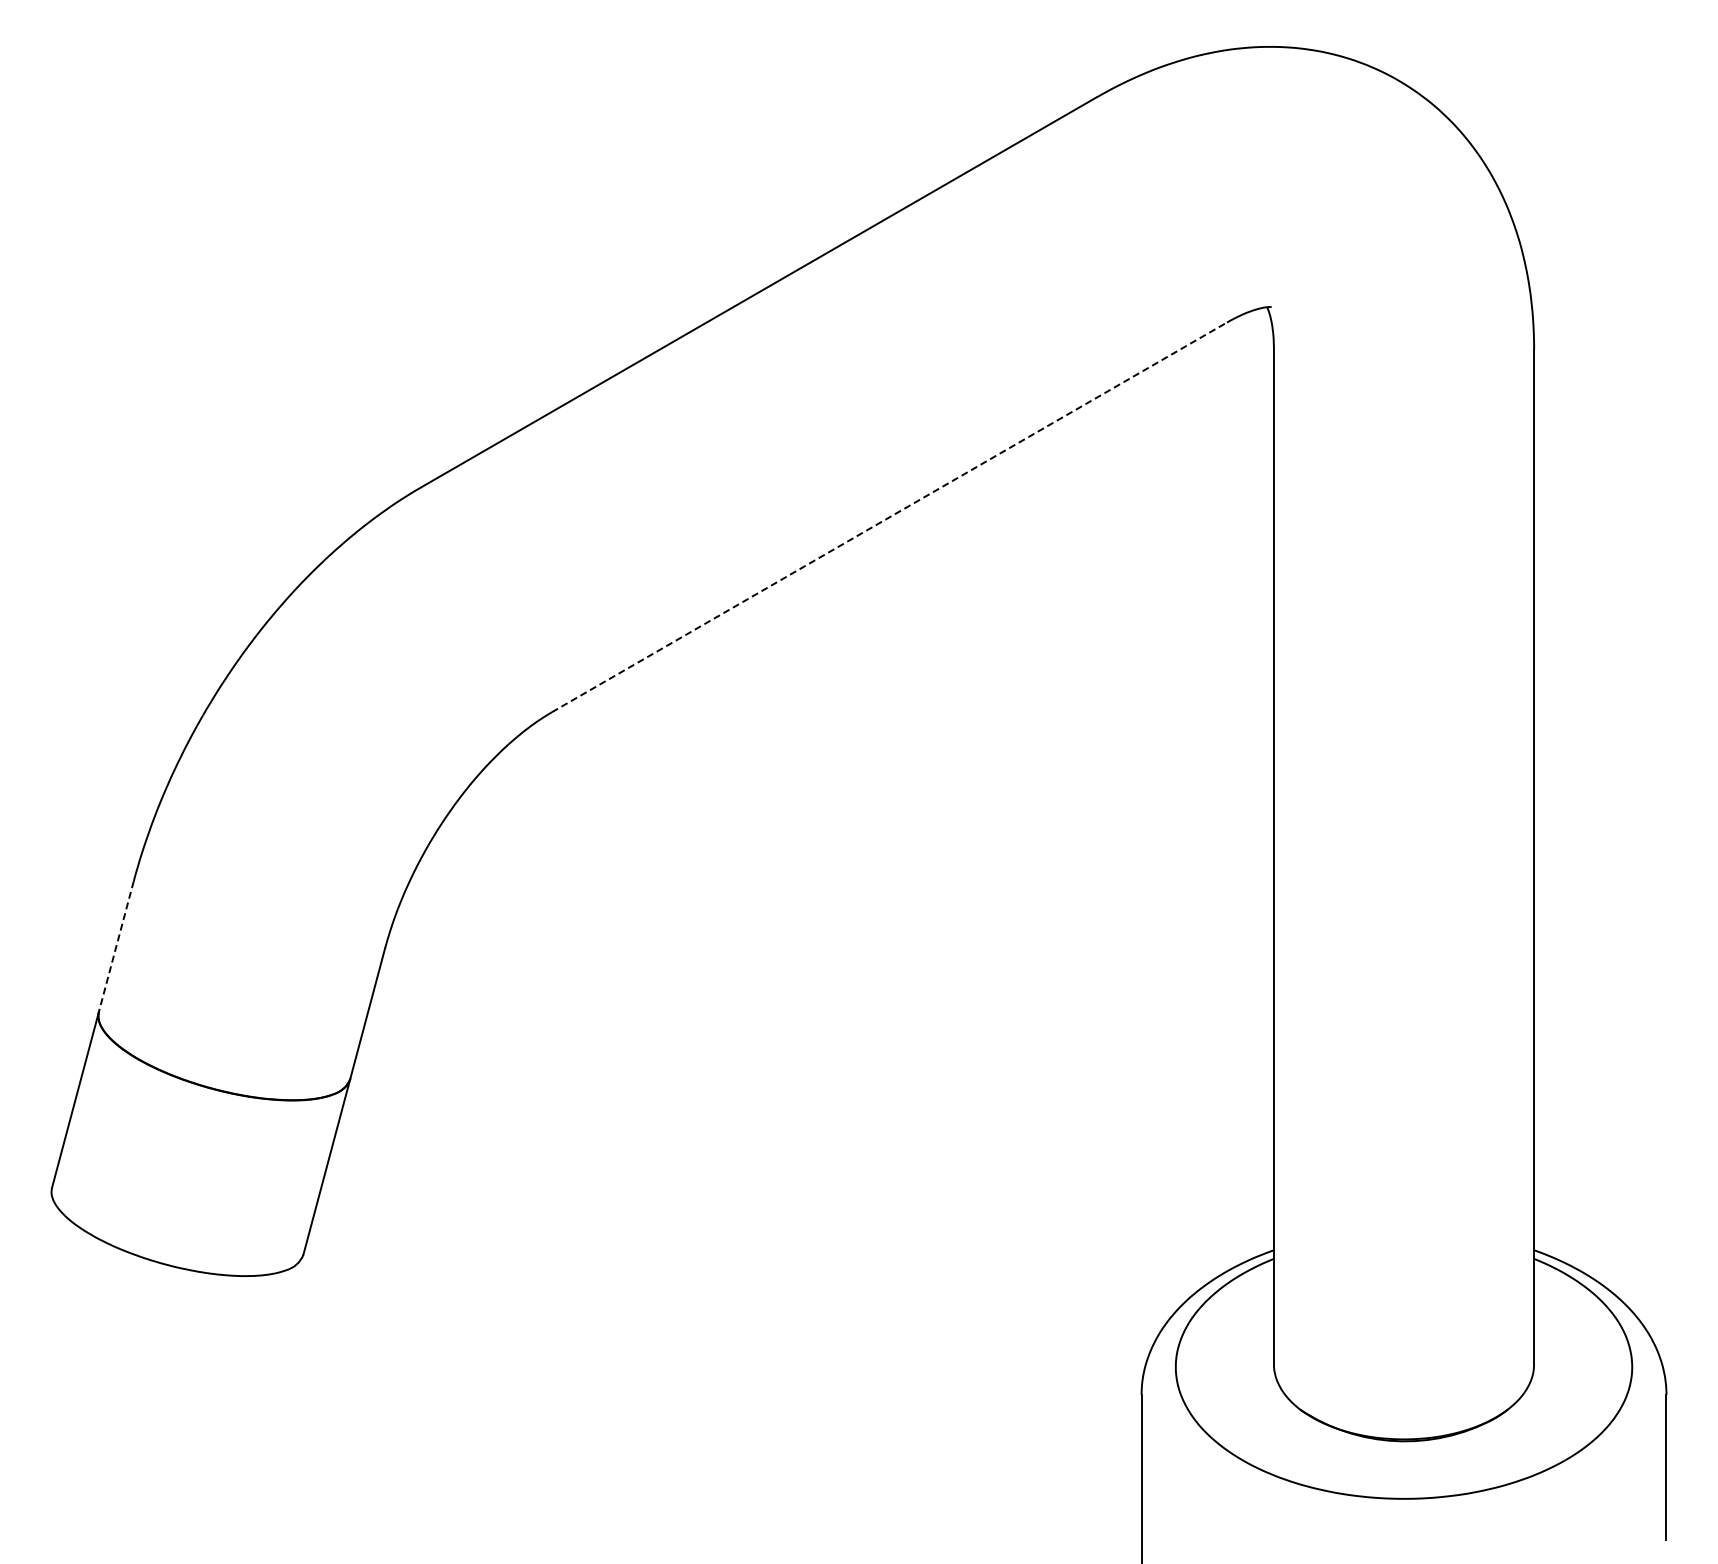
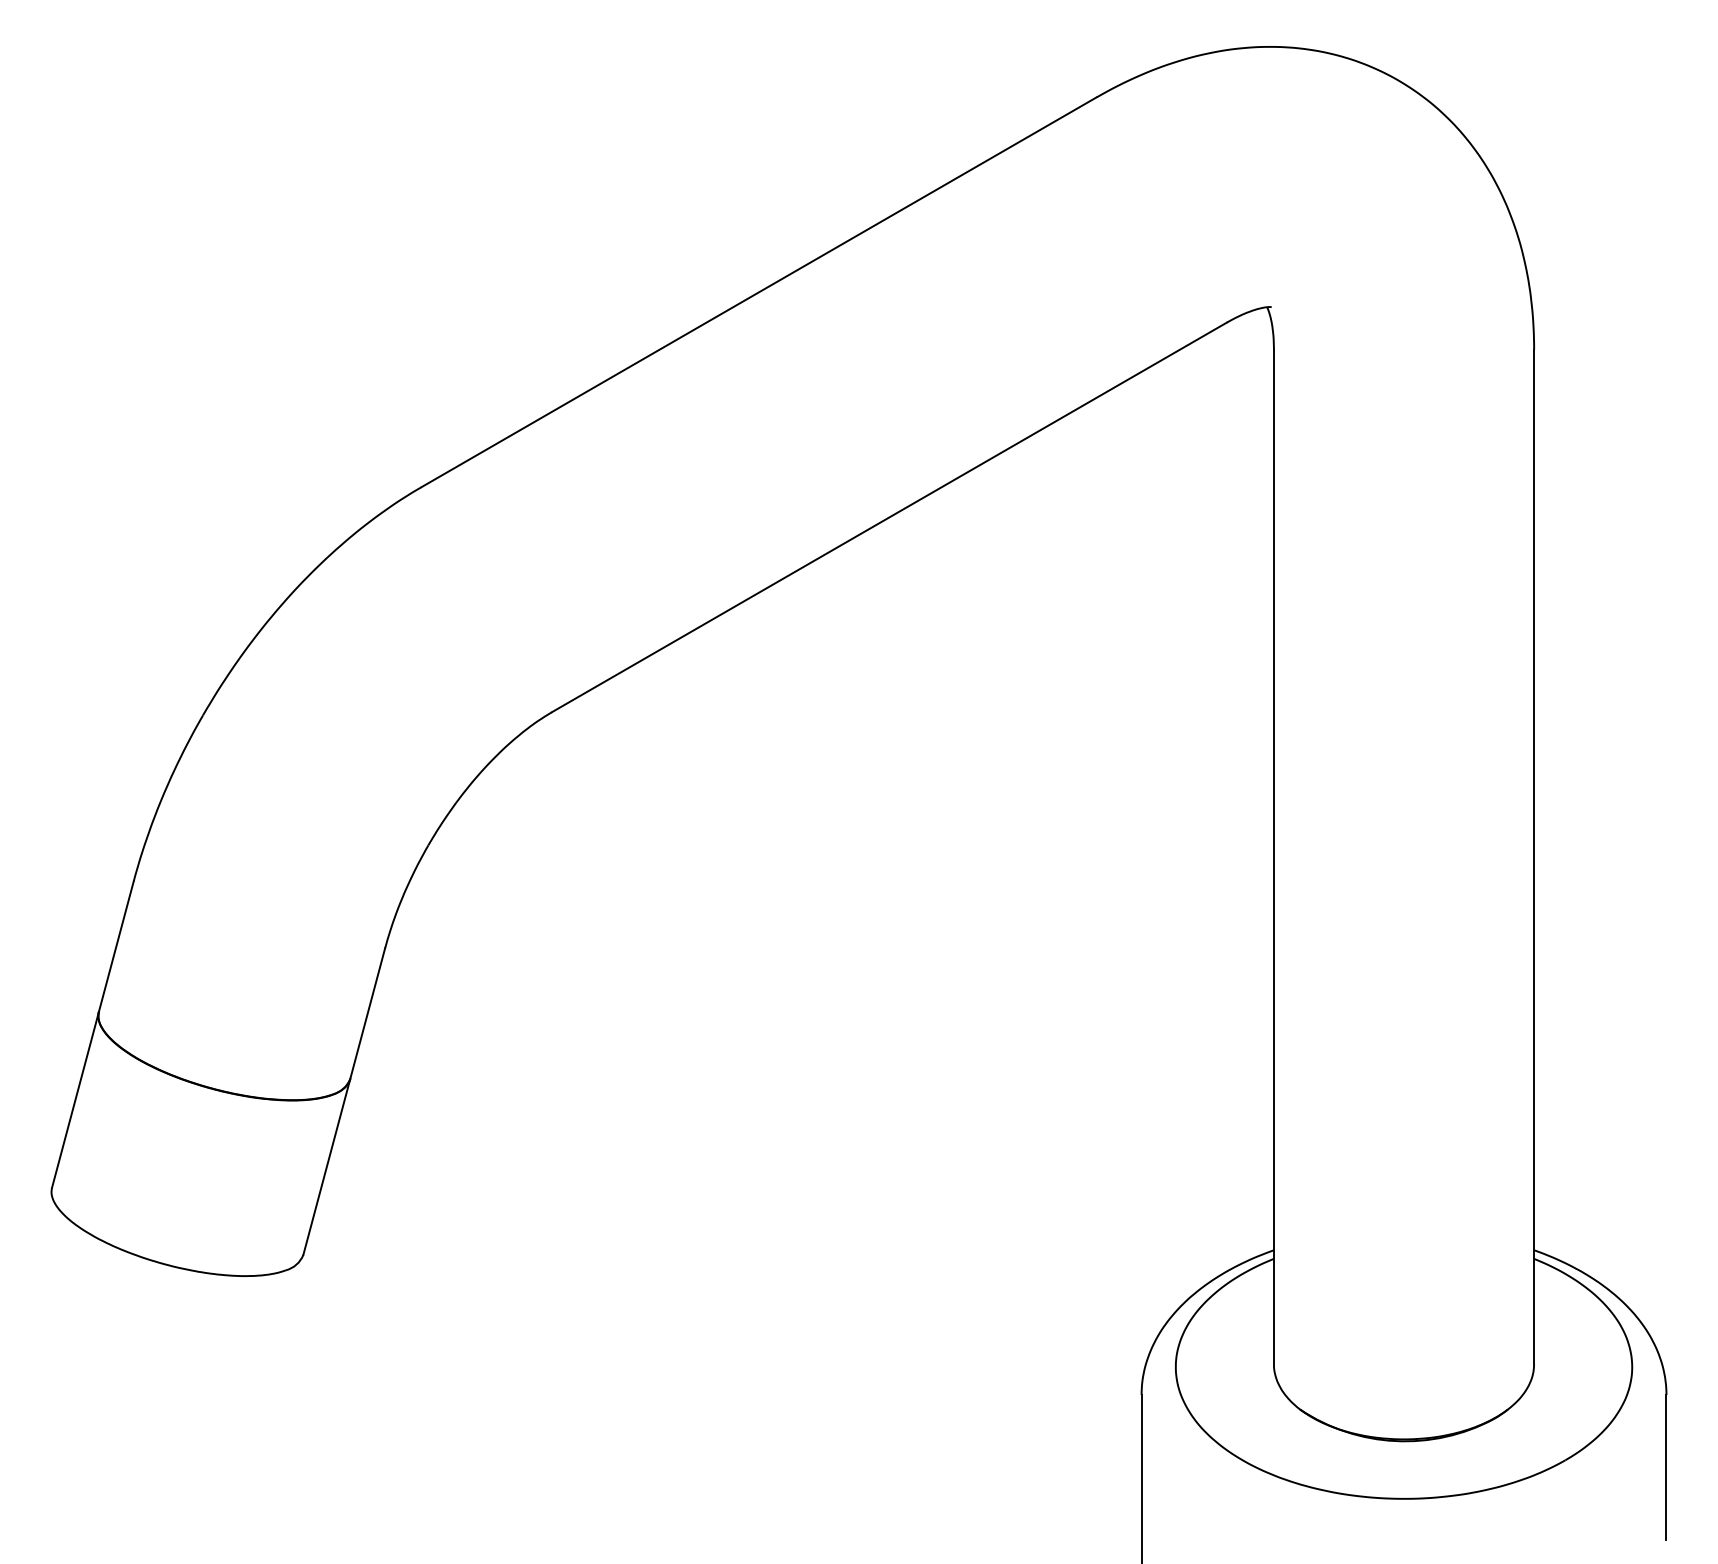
line: dashed -> solid (889, 517)
line: dashed -> solid (116, 946)
